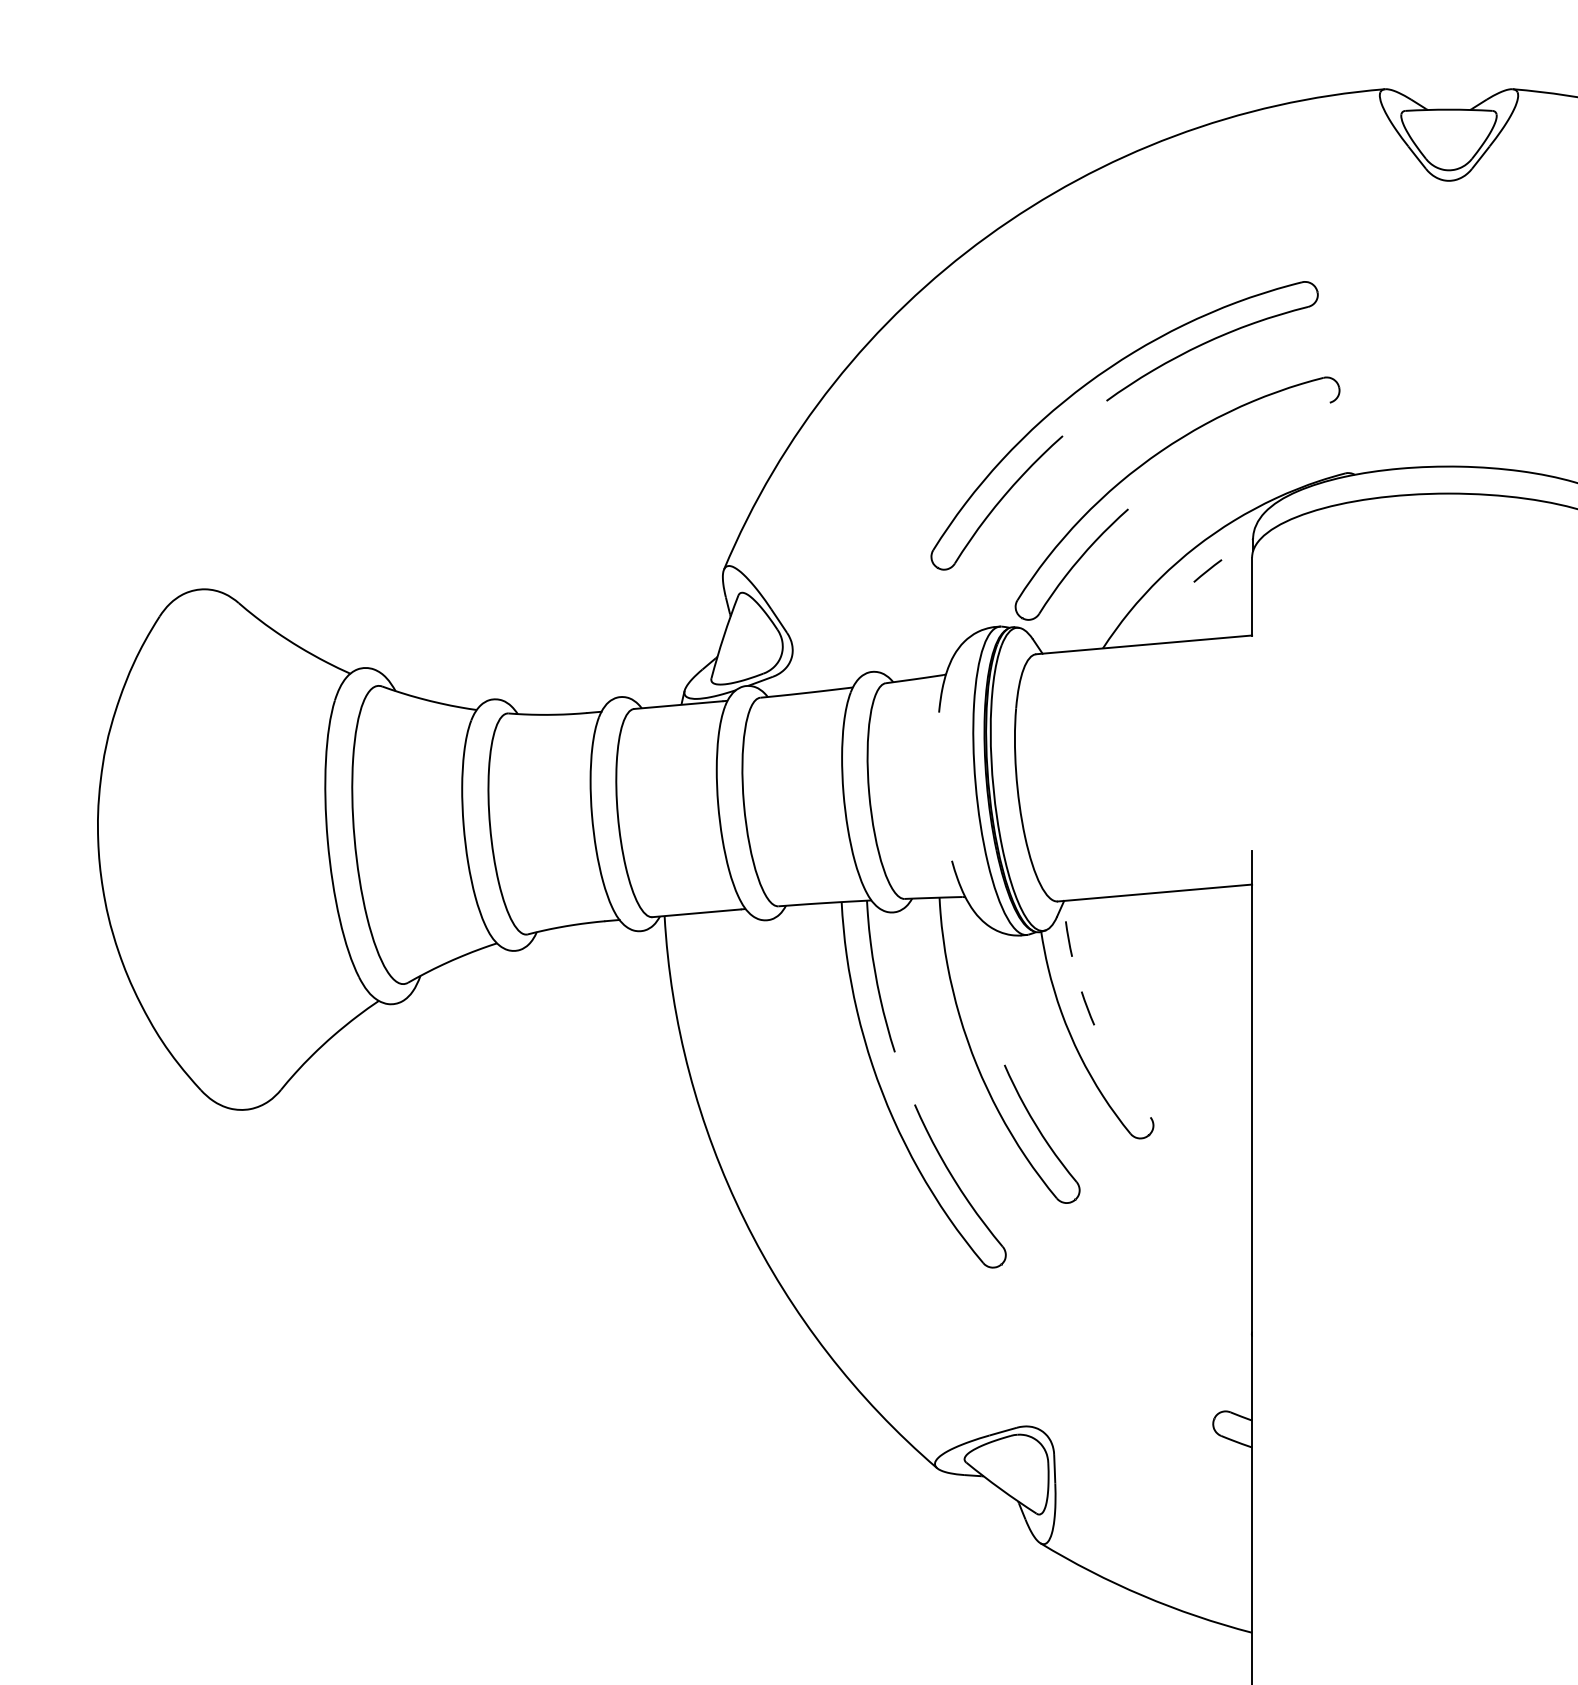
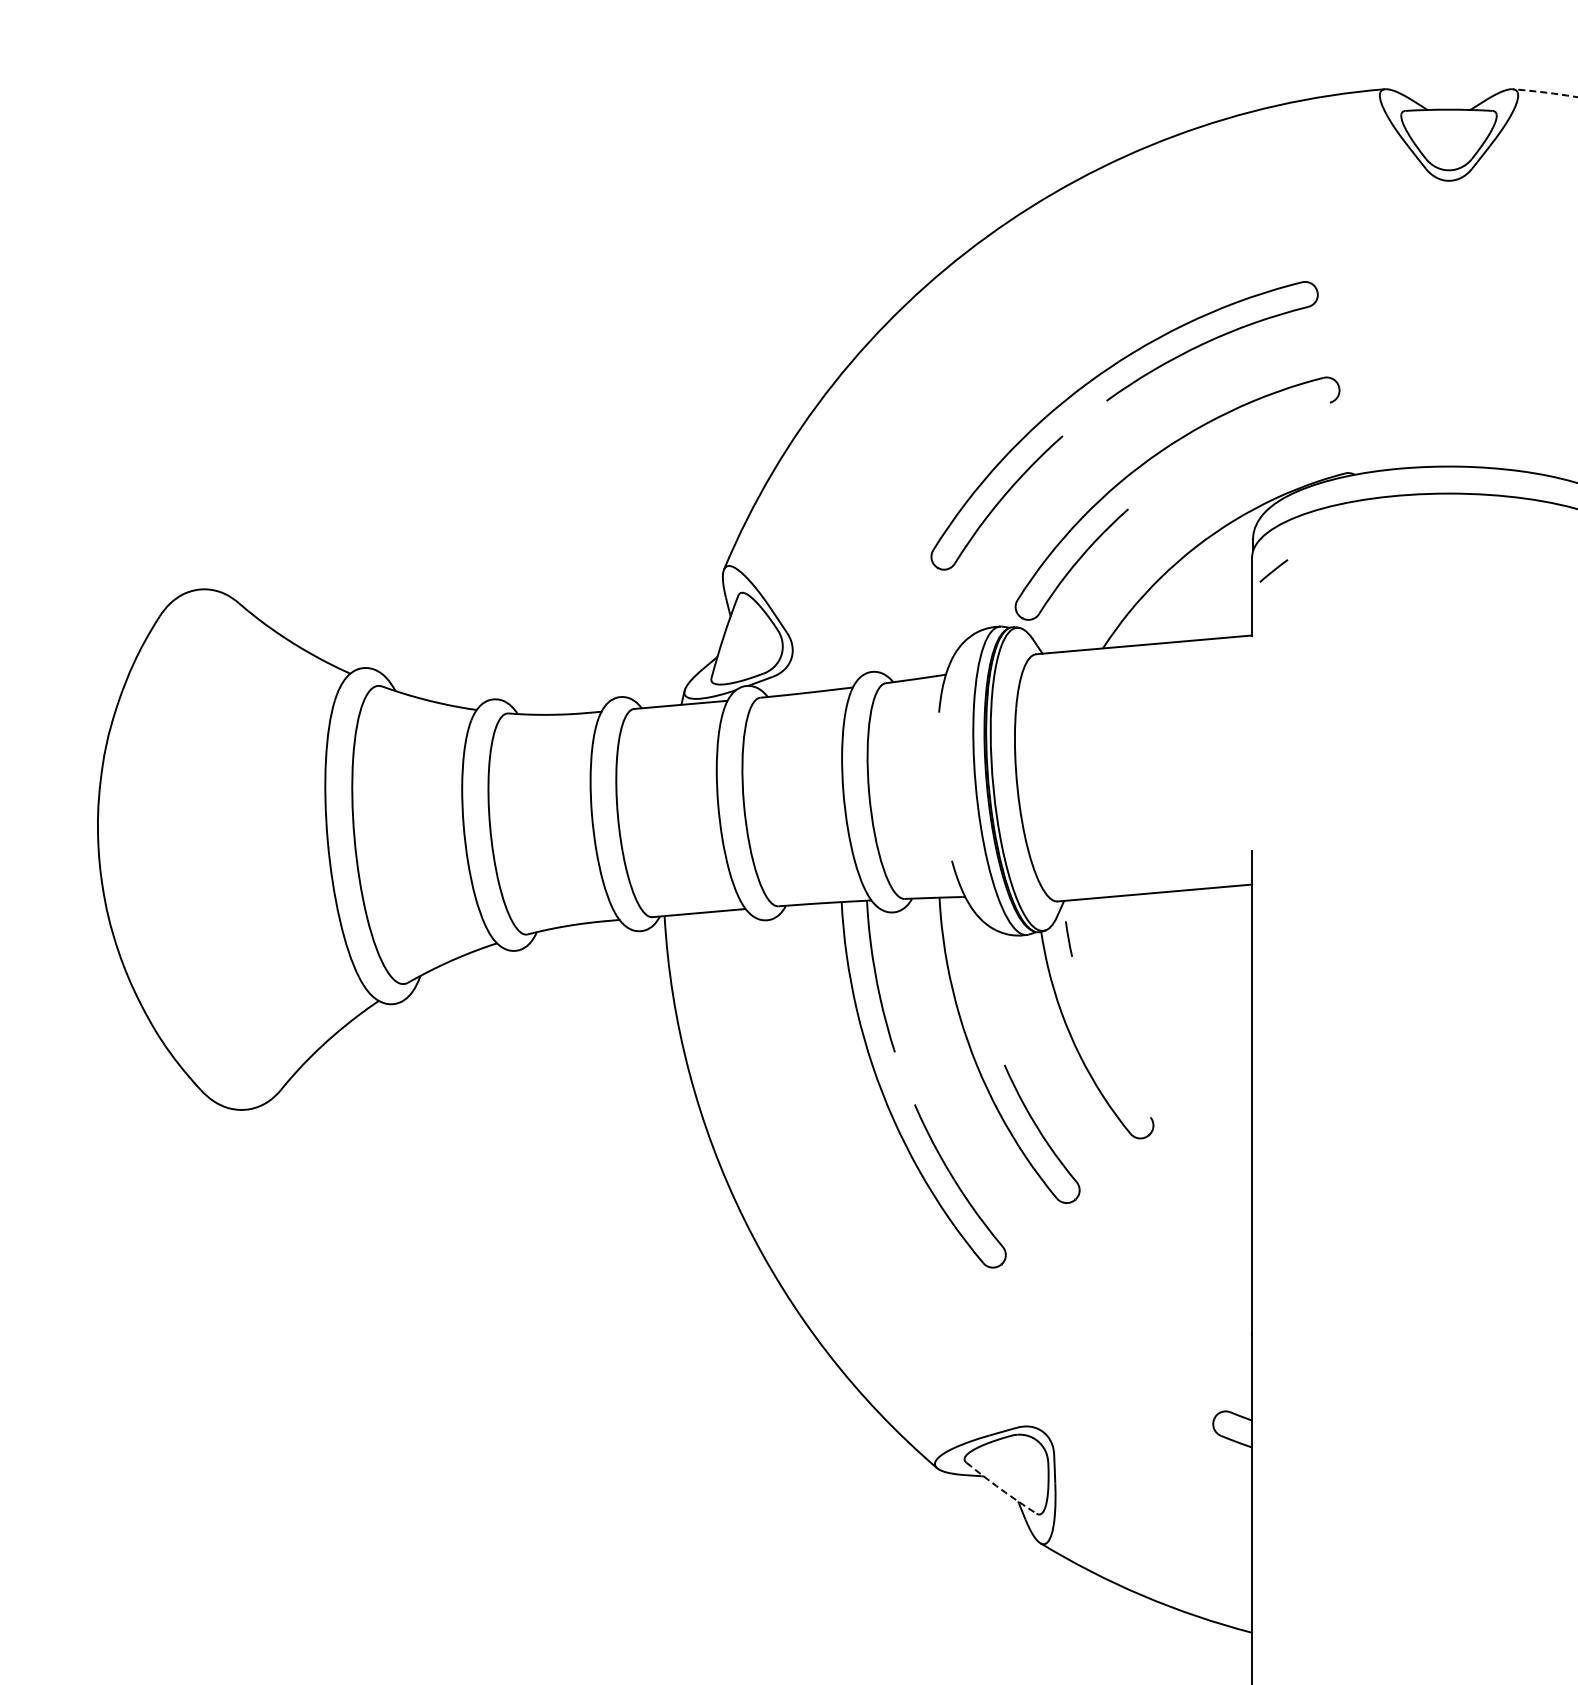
arc: solid -> dashed (1544, 92)
line position: (1207, 570) -> (1273, 570) (1273, 570)
line: present -> none (1087, 1008)
arc: solid -> dashed (1000, 1489)
